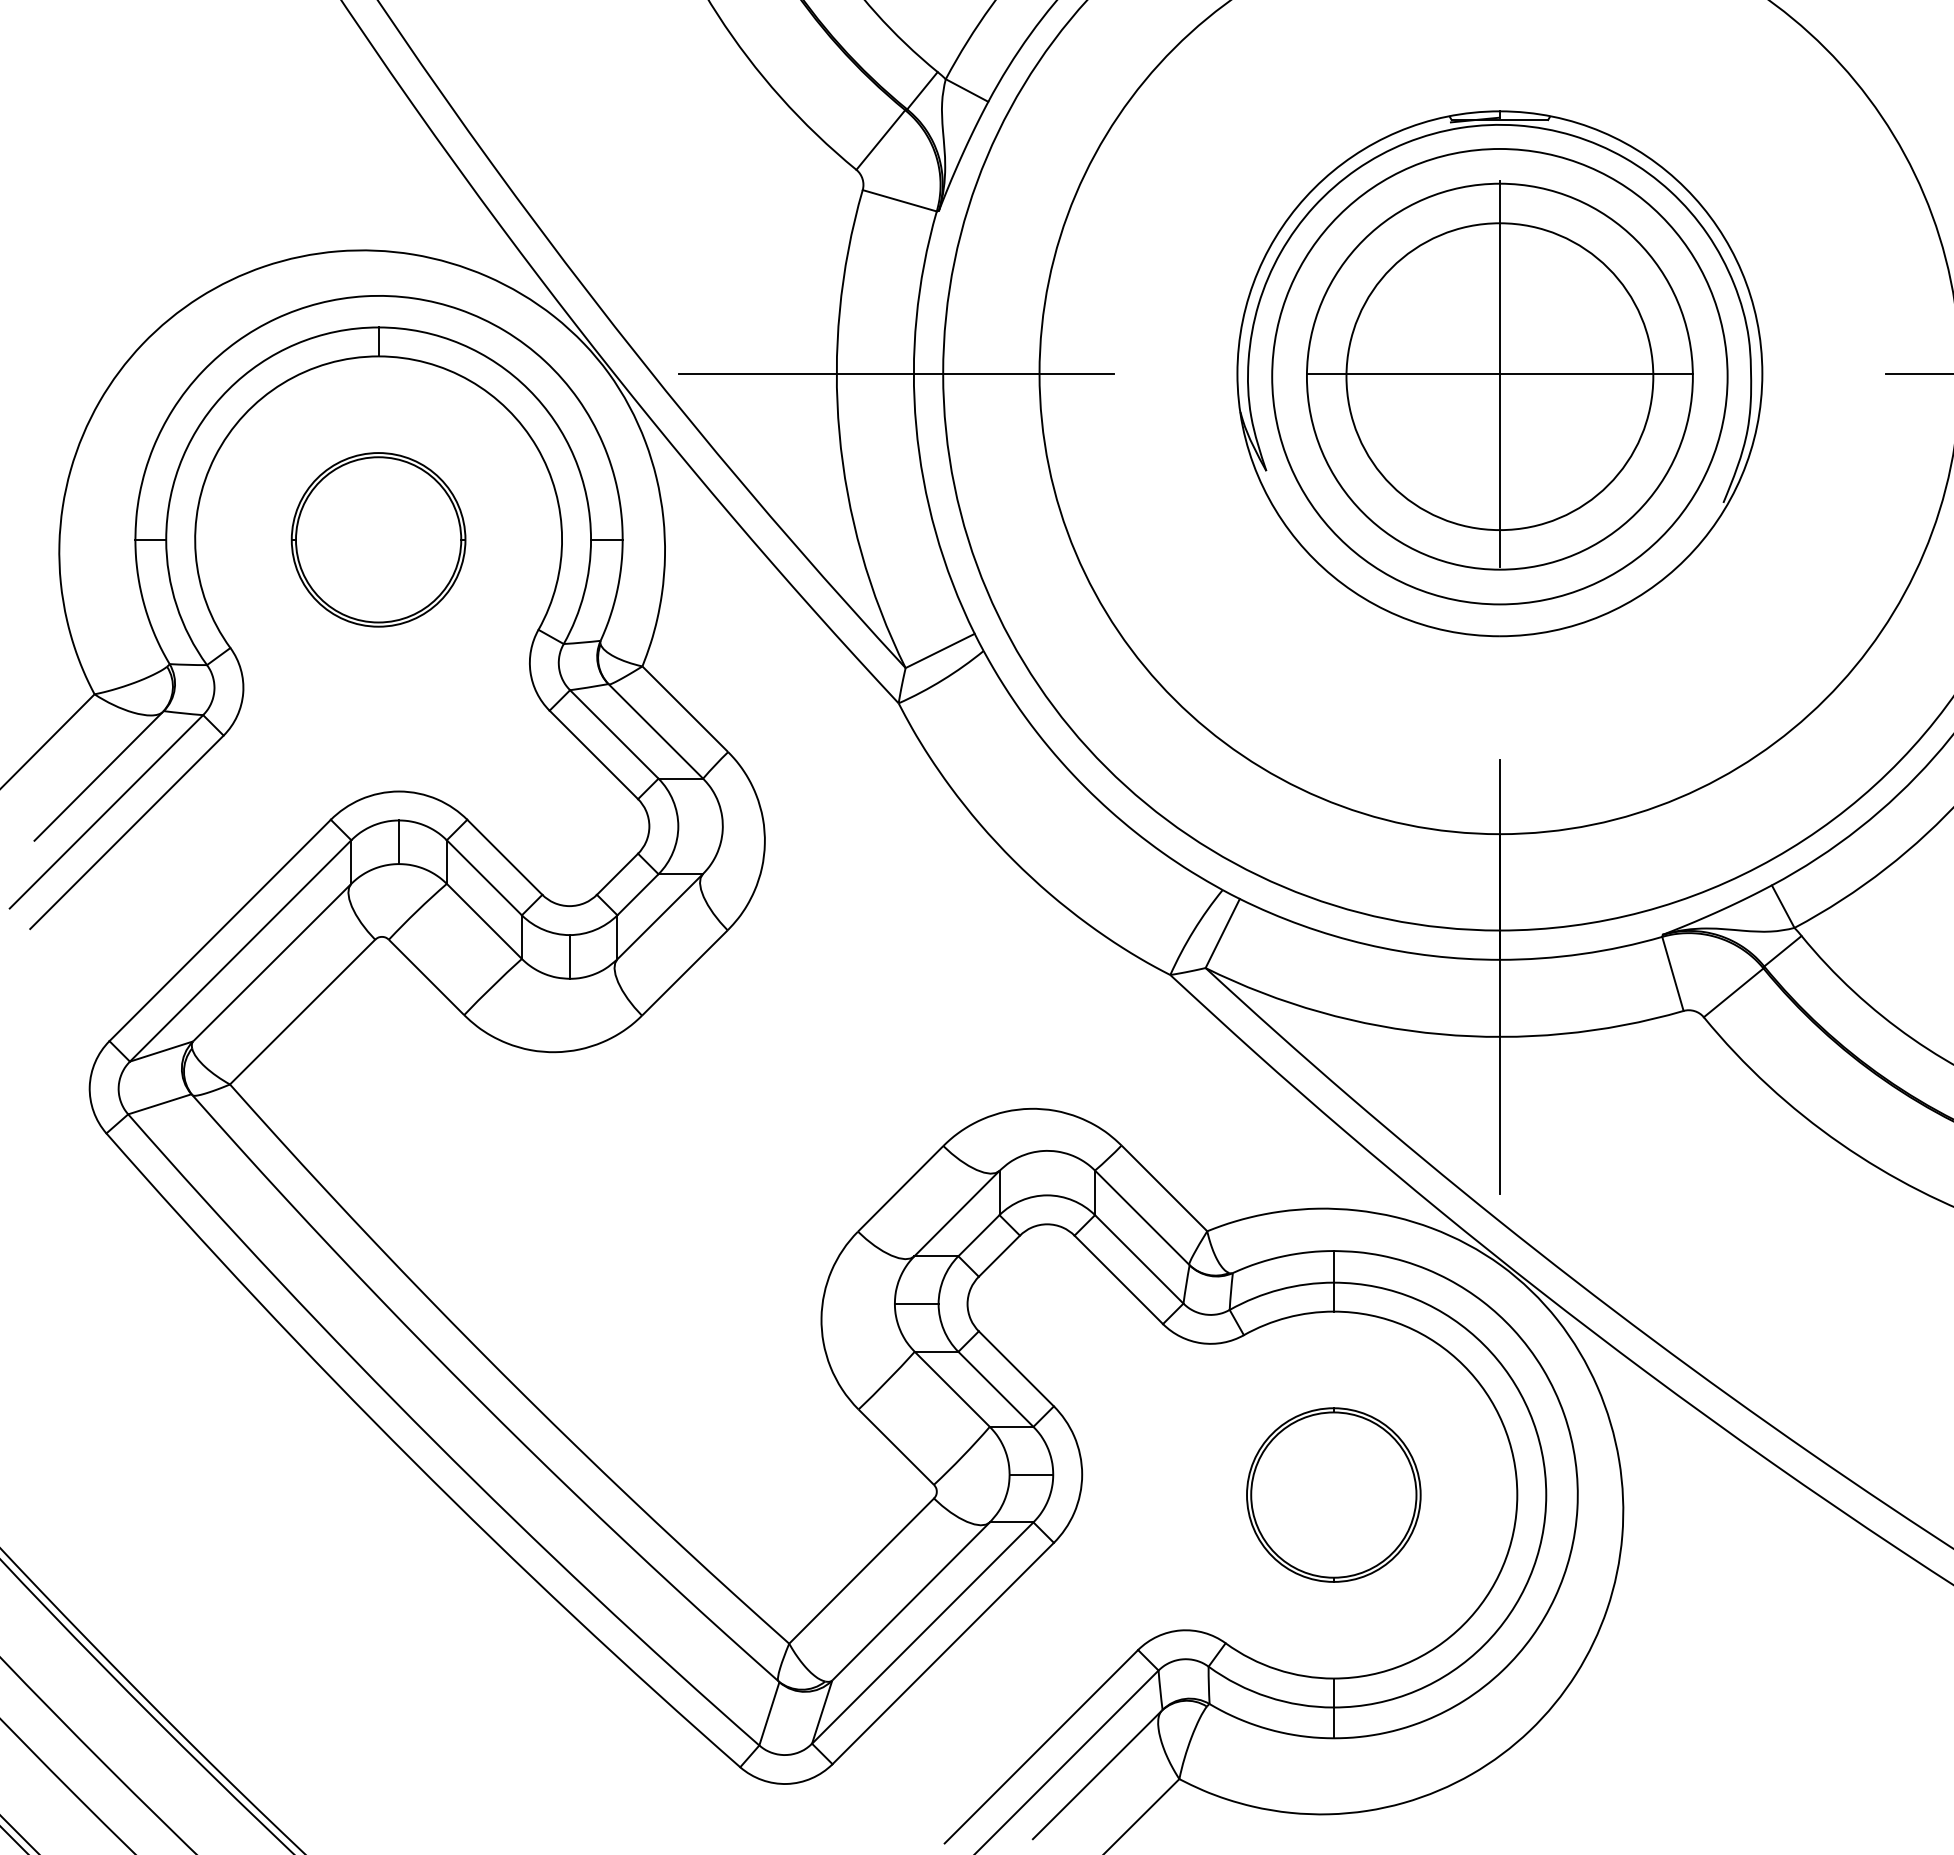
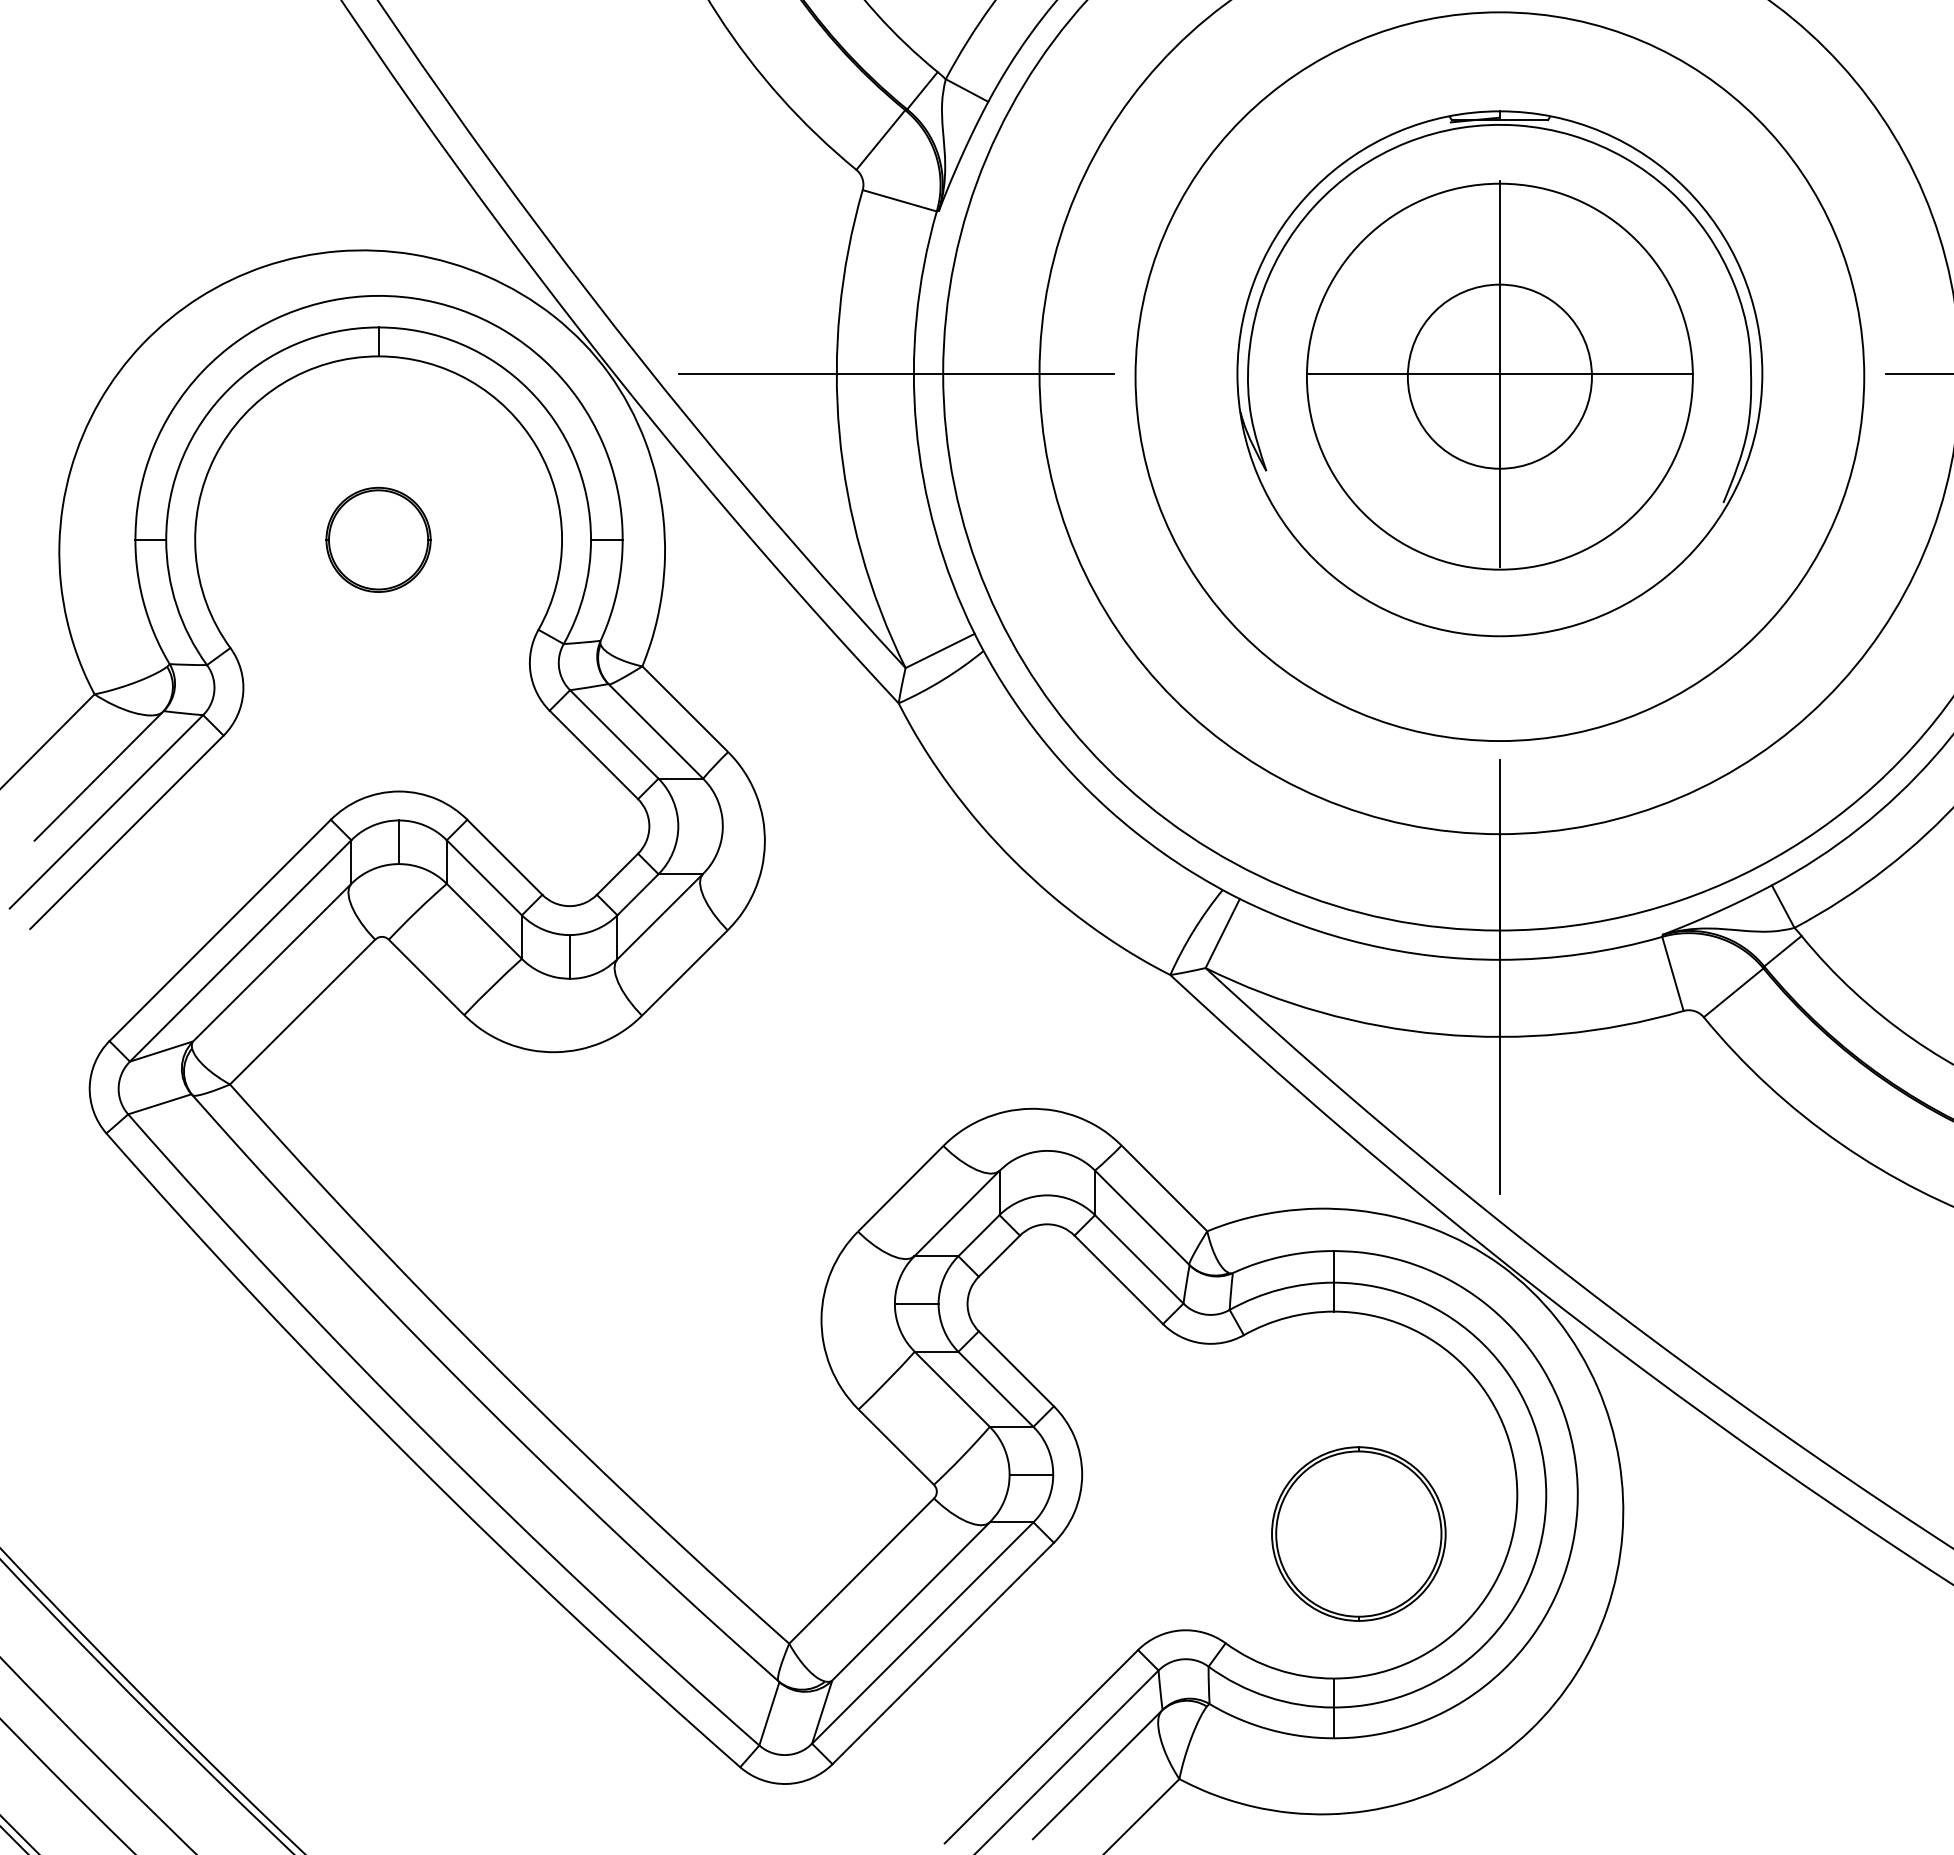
circle diameter: 307 px -> 184 px (1499, 376)
circle diameter: 455 px -> 729 px (1499, 376)
part size: 177x176 px -> 107x107 px (378, 539)
part position: (1333, 1494) -> (1358, 1533) (1358, 1533)
